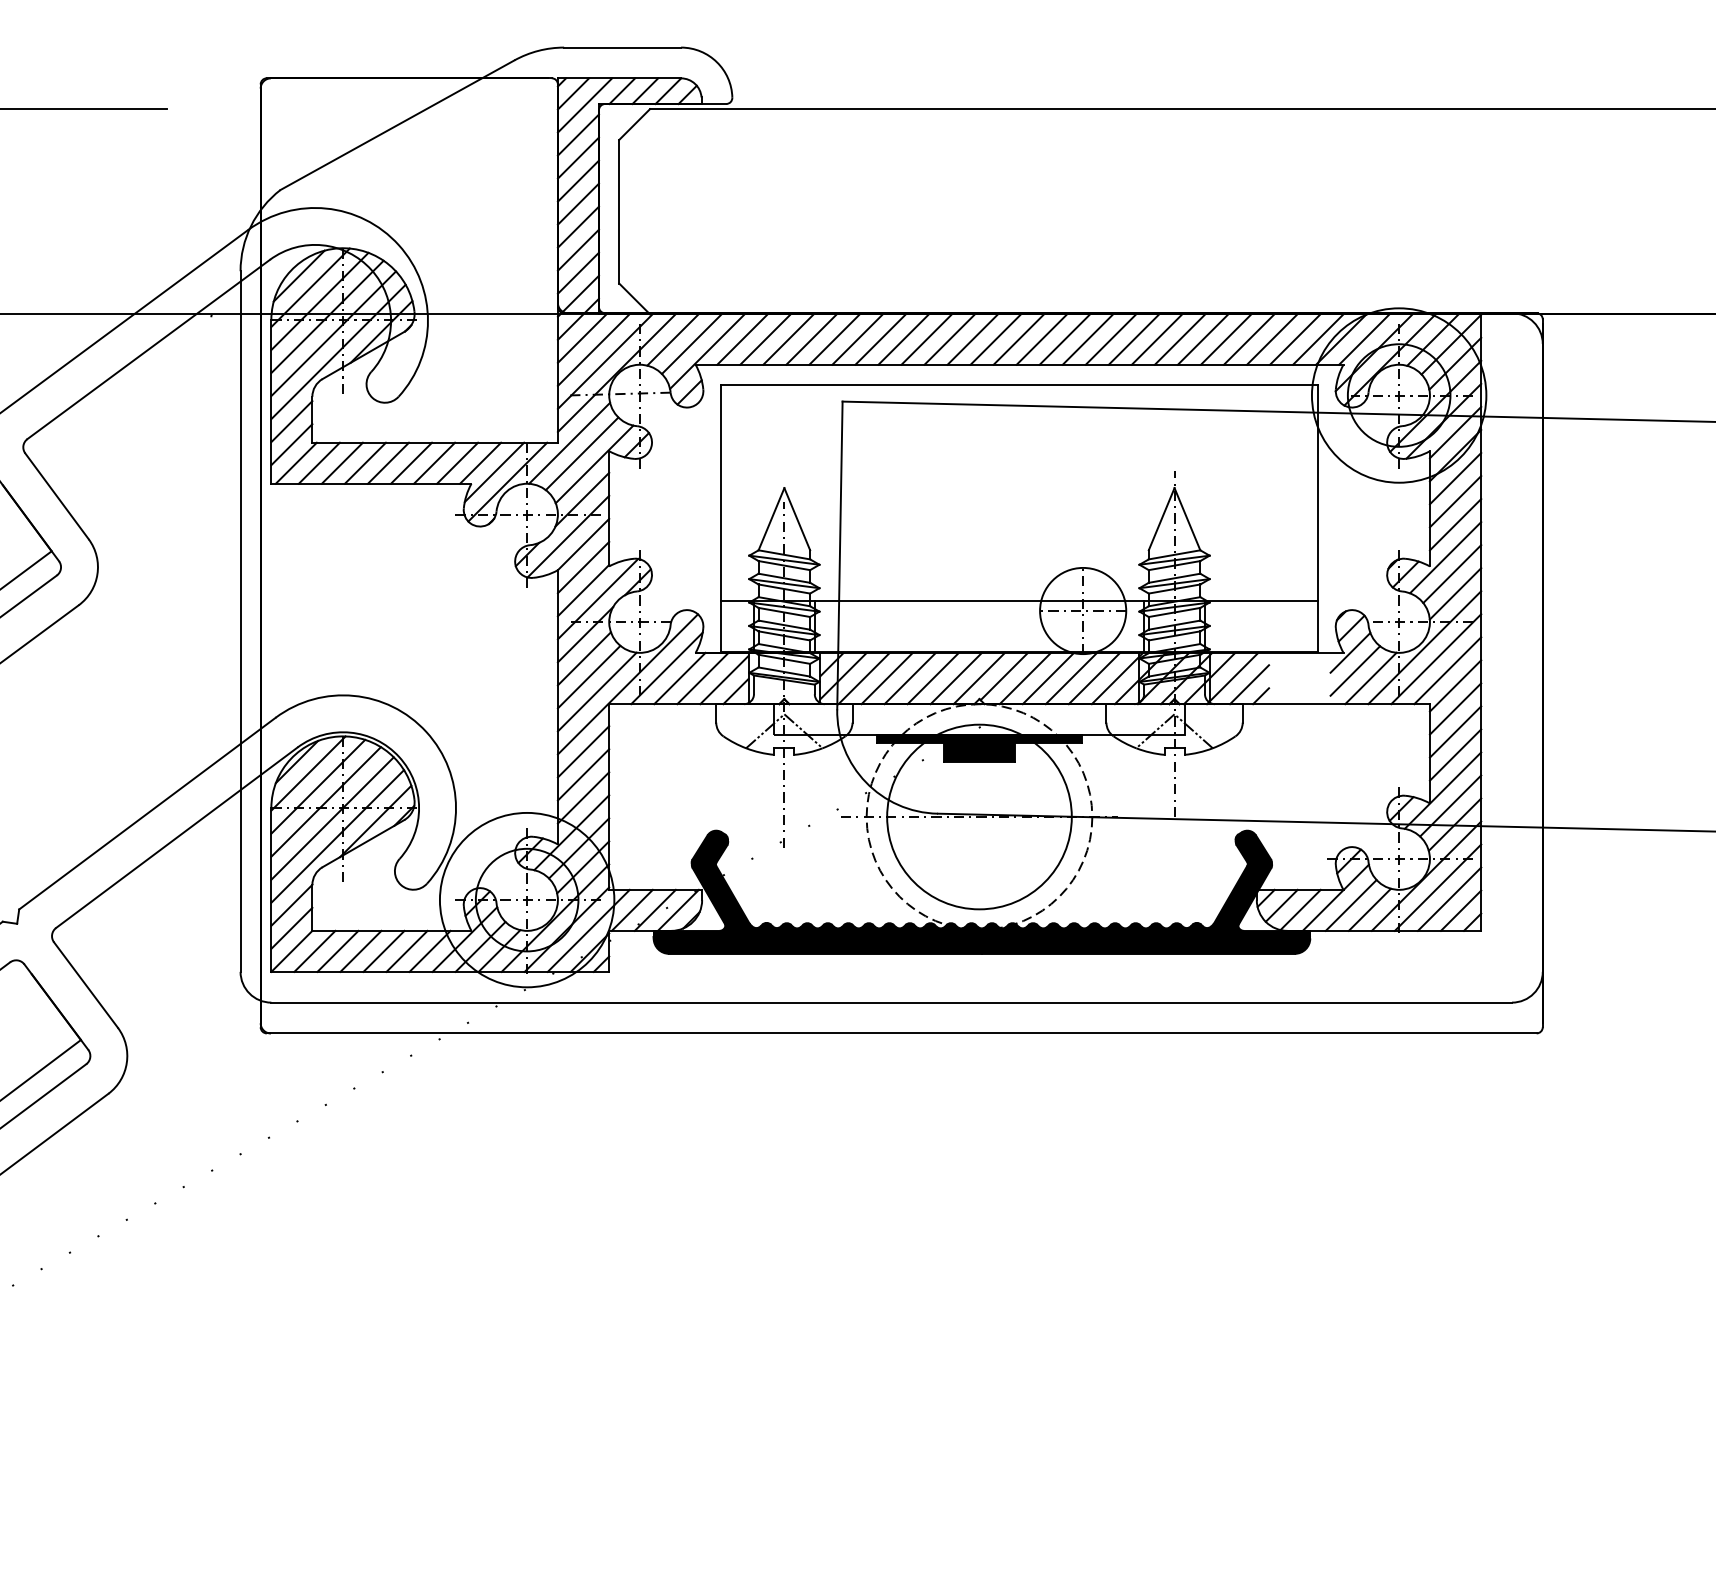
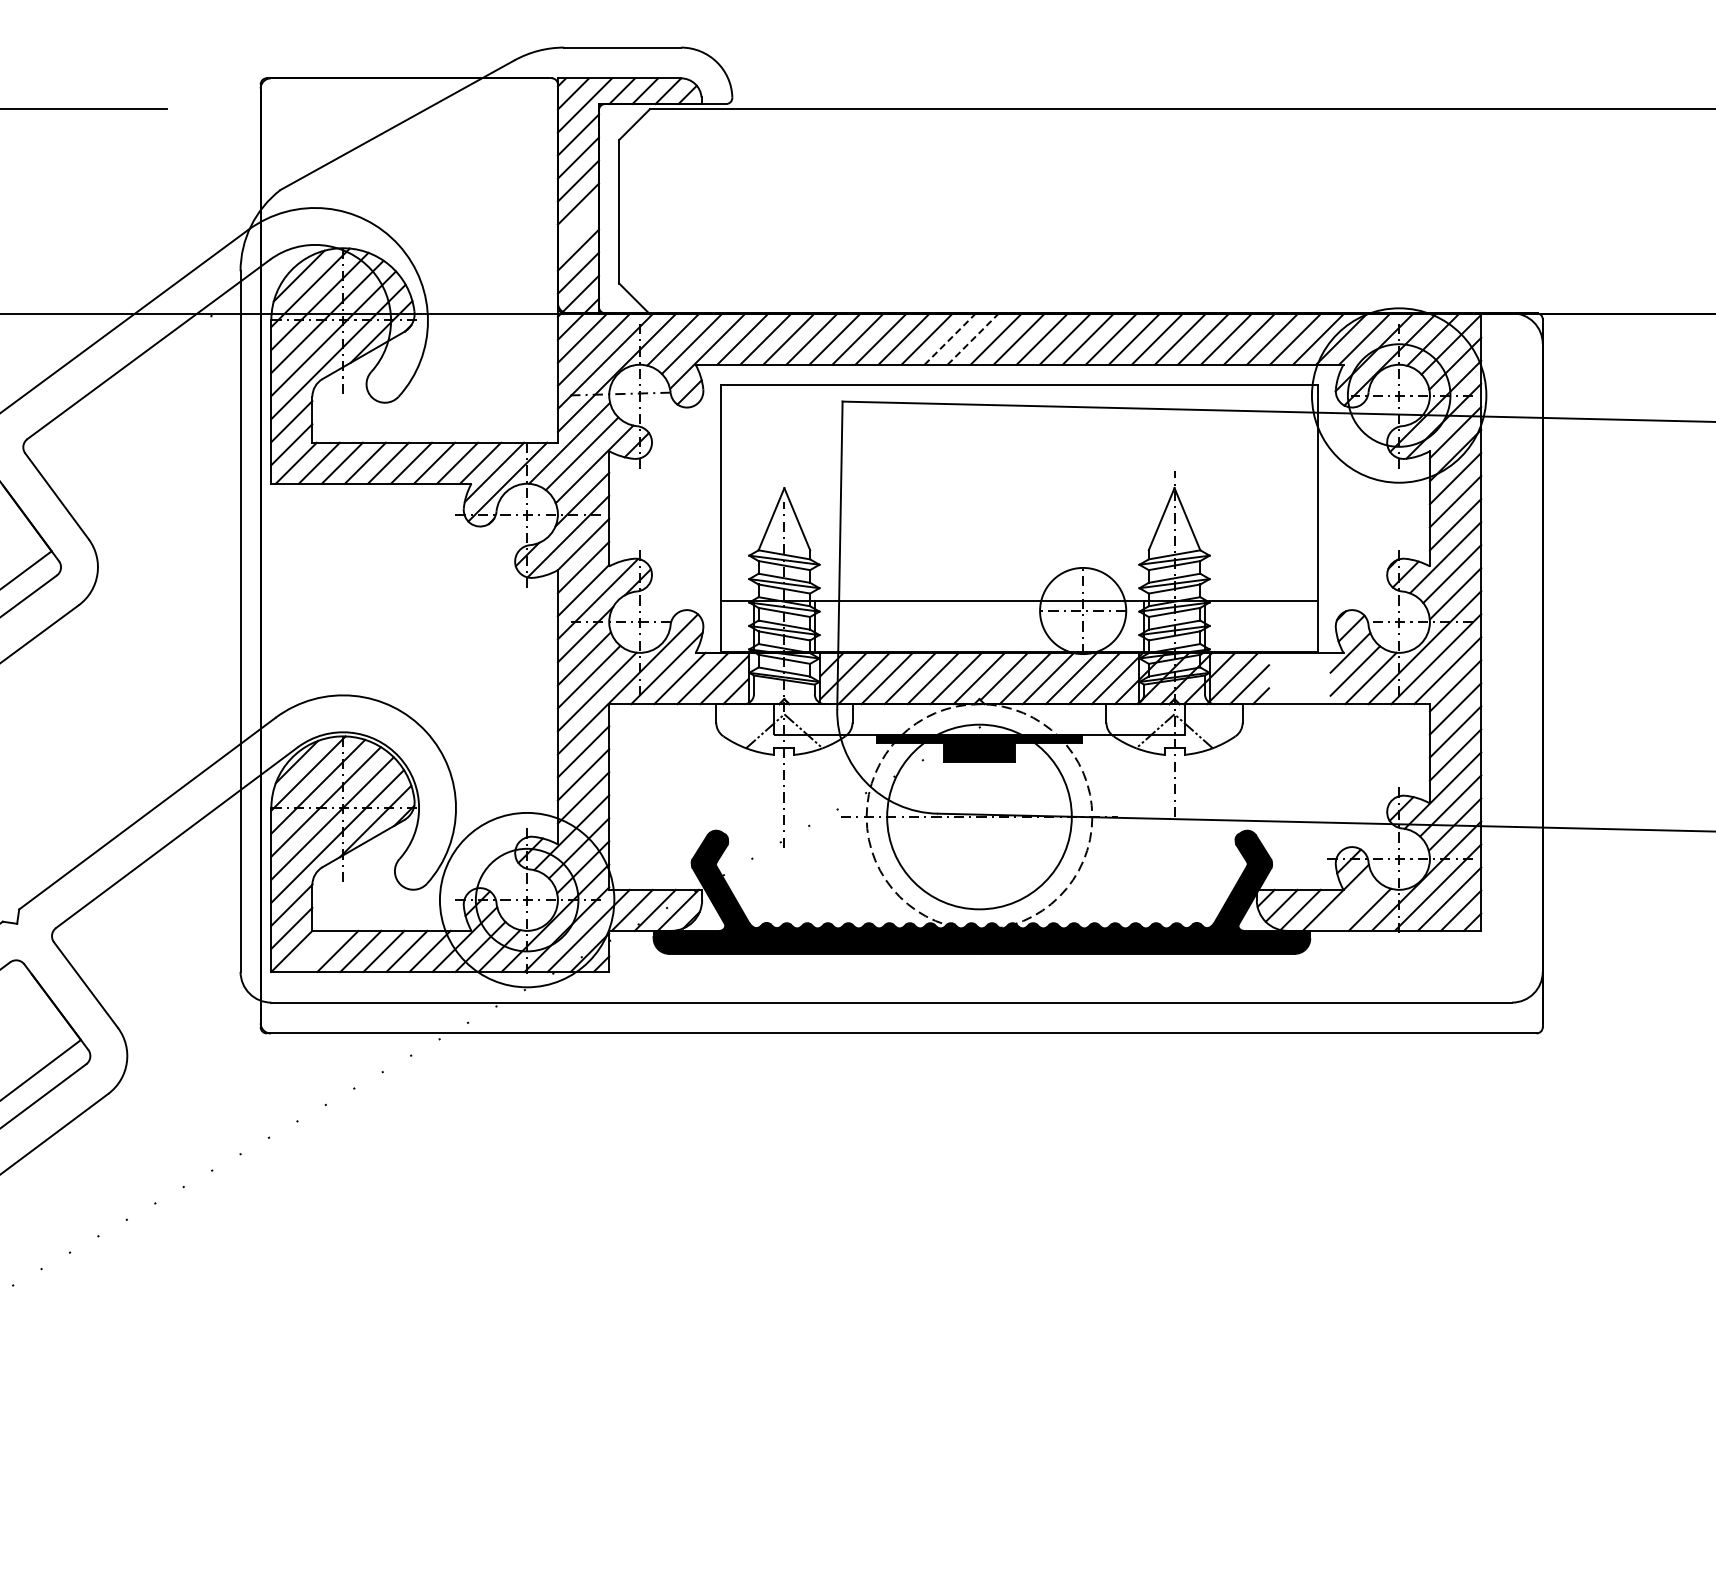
line: present -> none (577, 226)
line: solid -> dashed (949, 339)
line: solid -> dashed (972, 339)
line: present -> none (1350, 905)
line: present -> none (314, 950)
